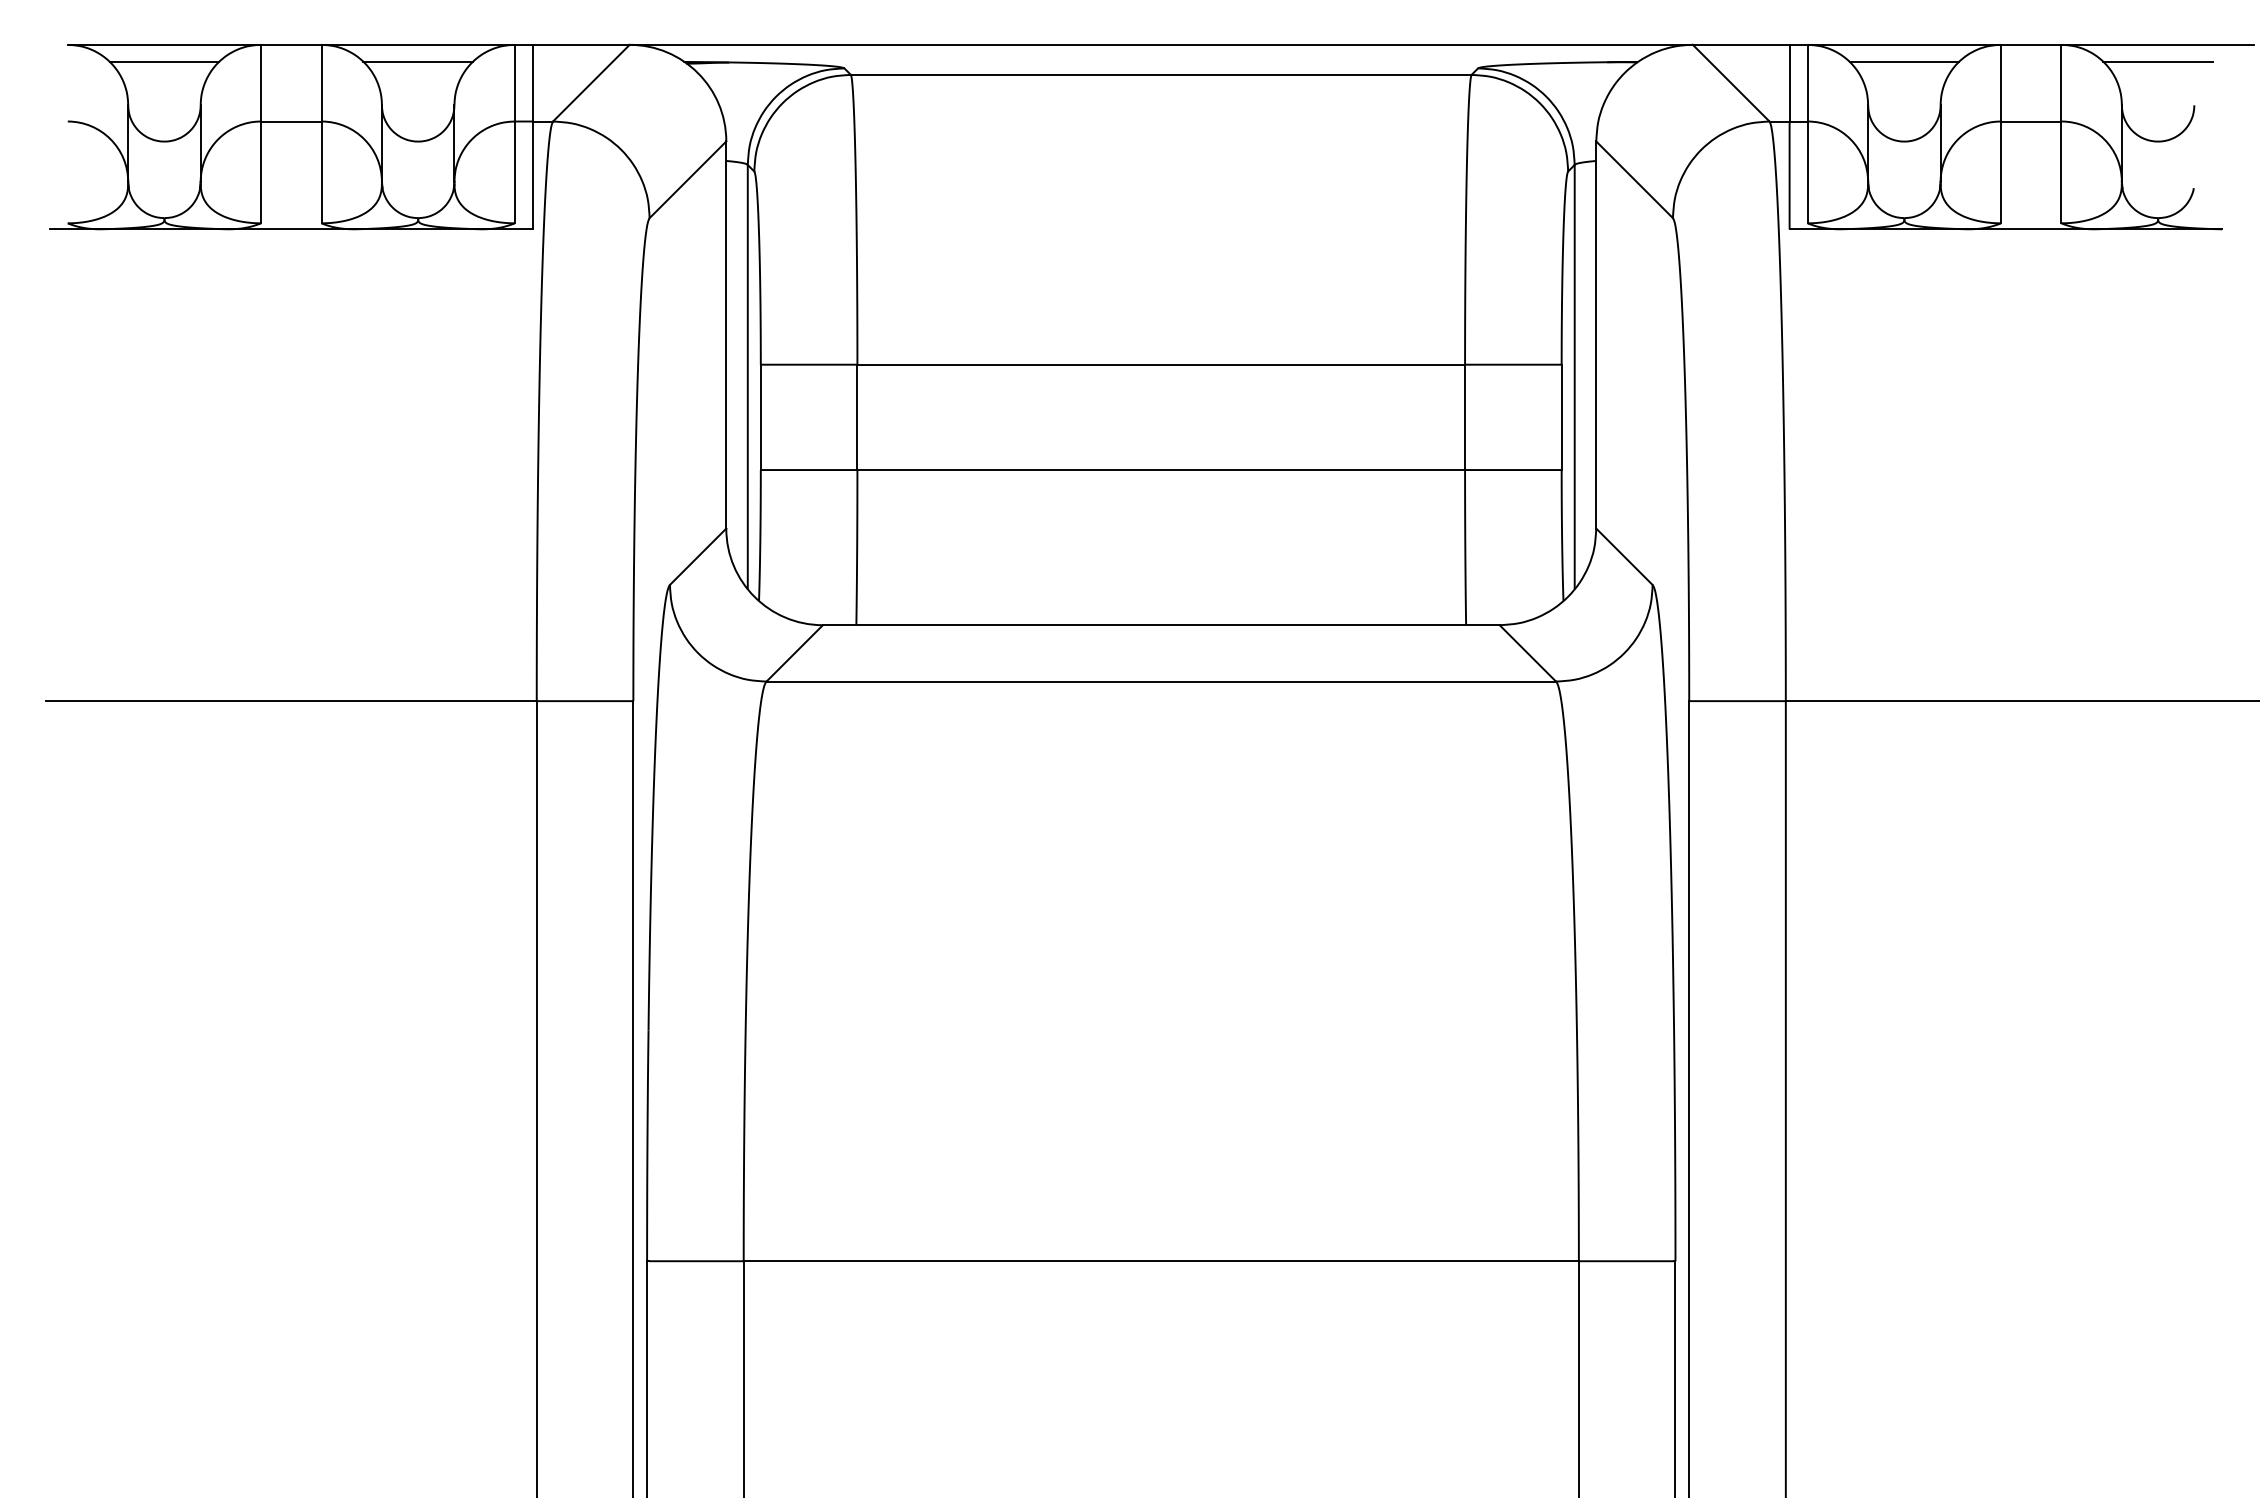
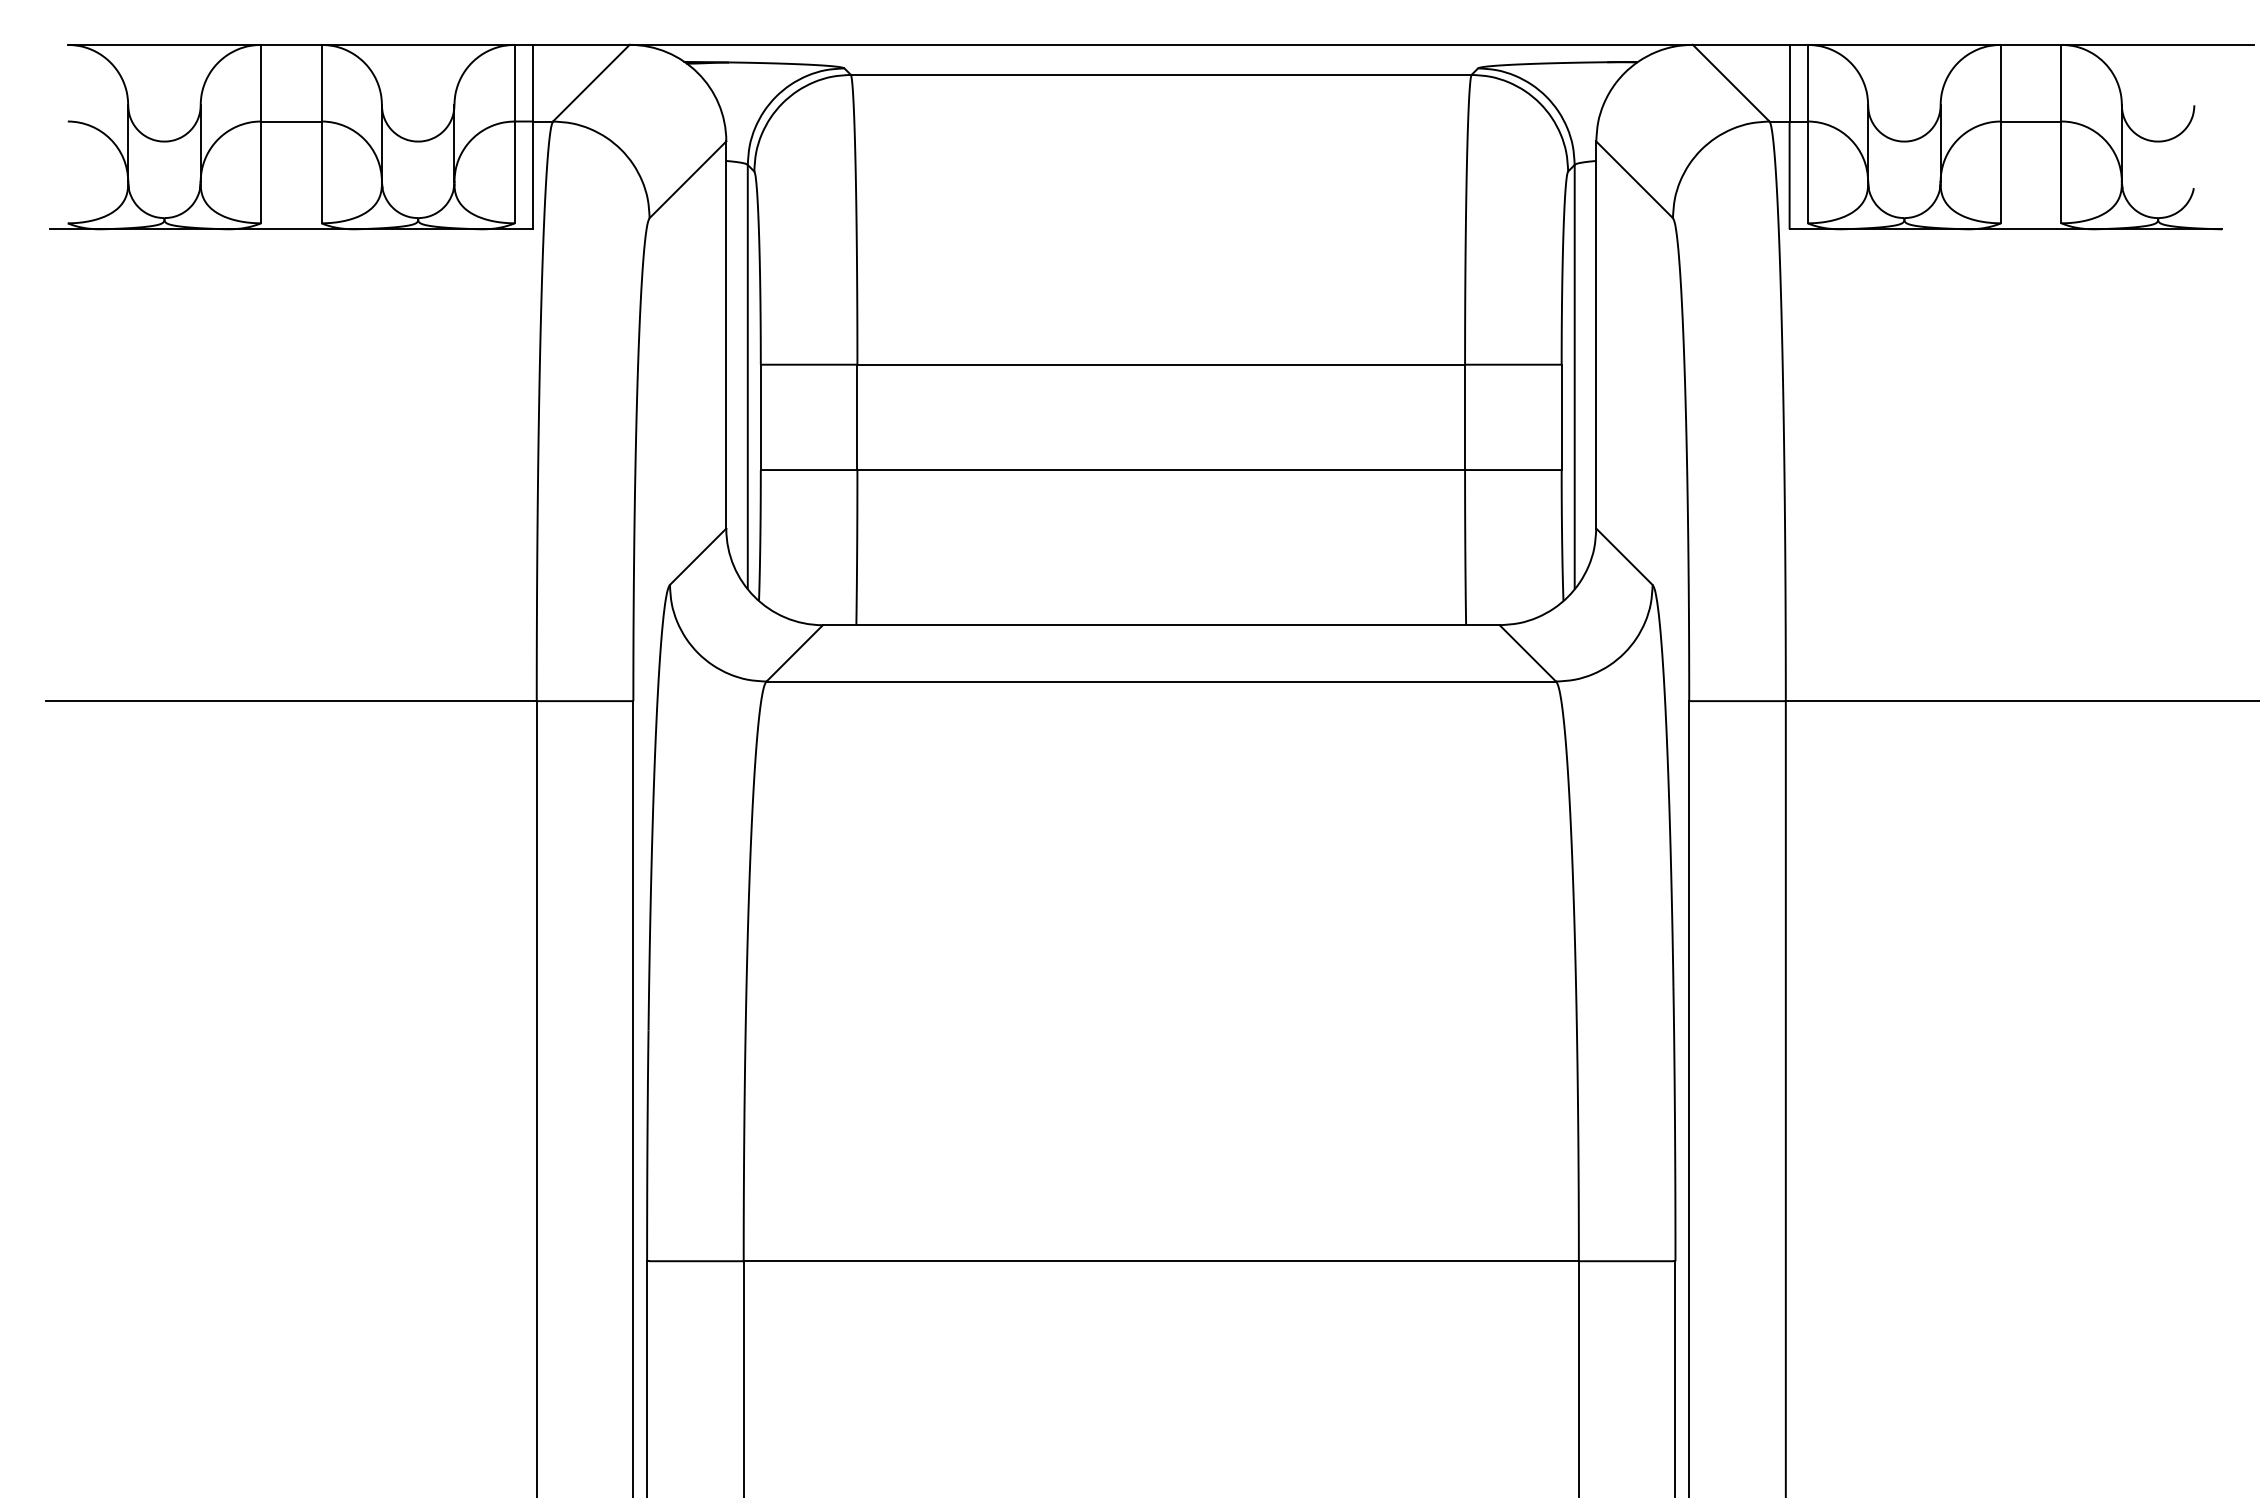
line: present -> none (164, 61)
line: present -> none (417, 61)
line: present -> none (1904, 61)
line: present -> none (2157, 61)
